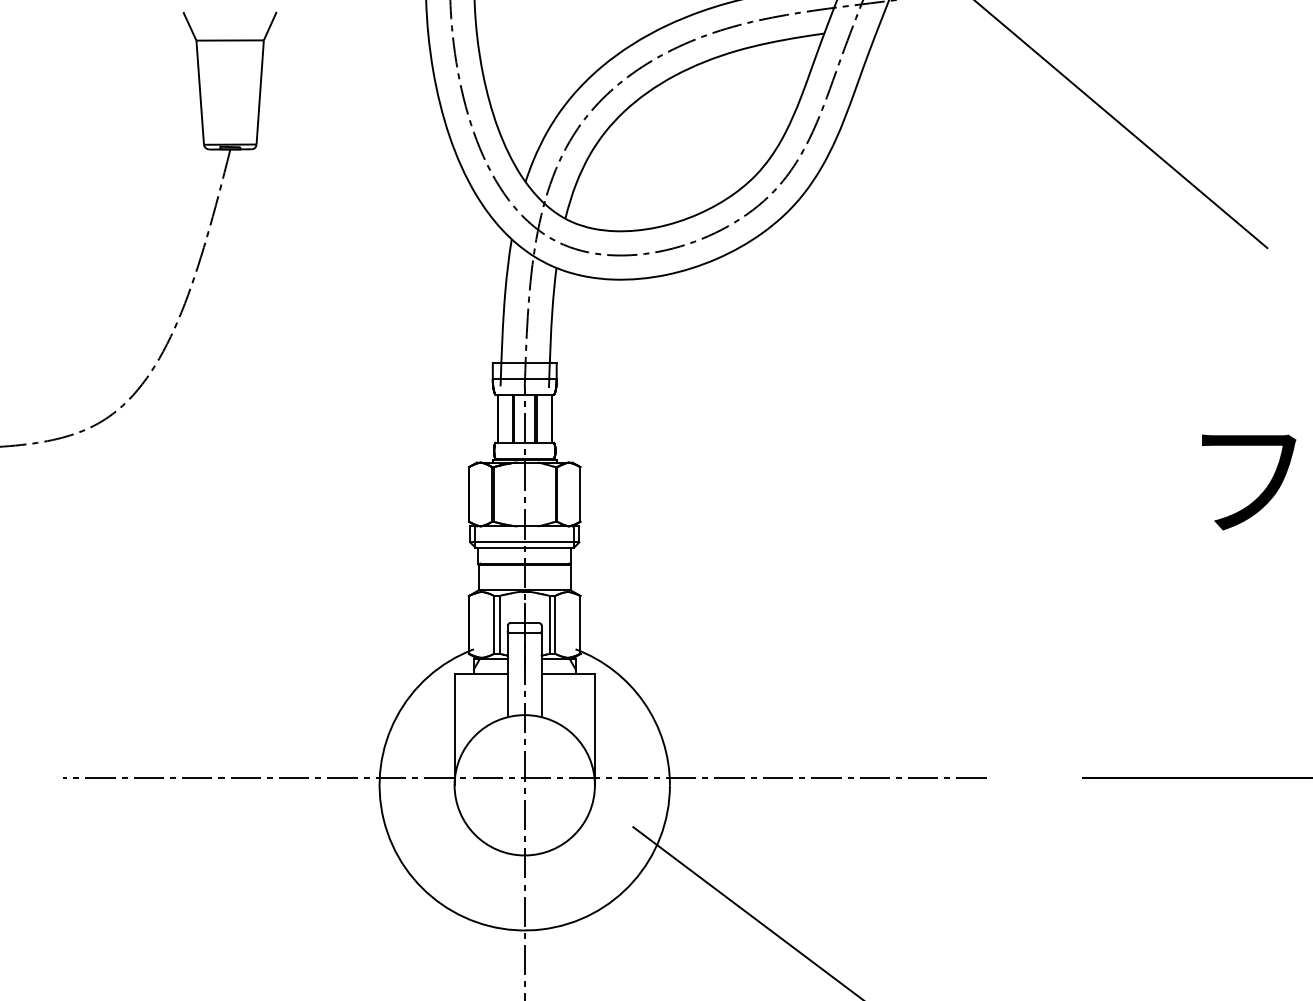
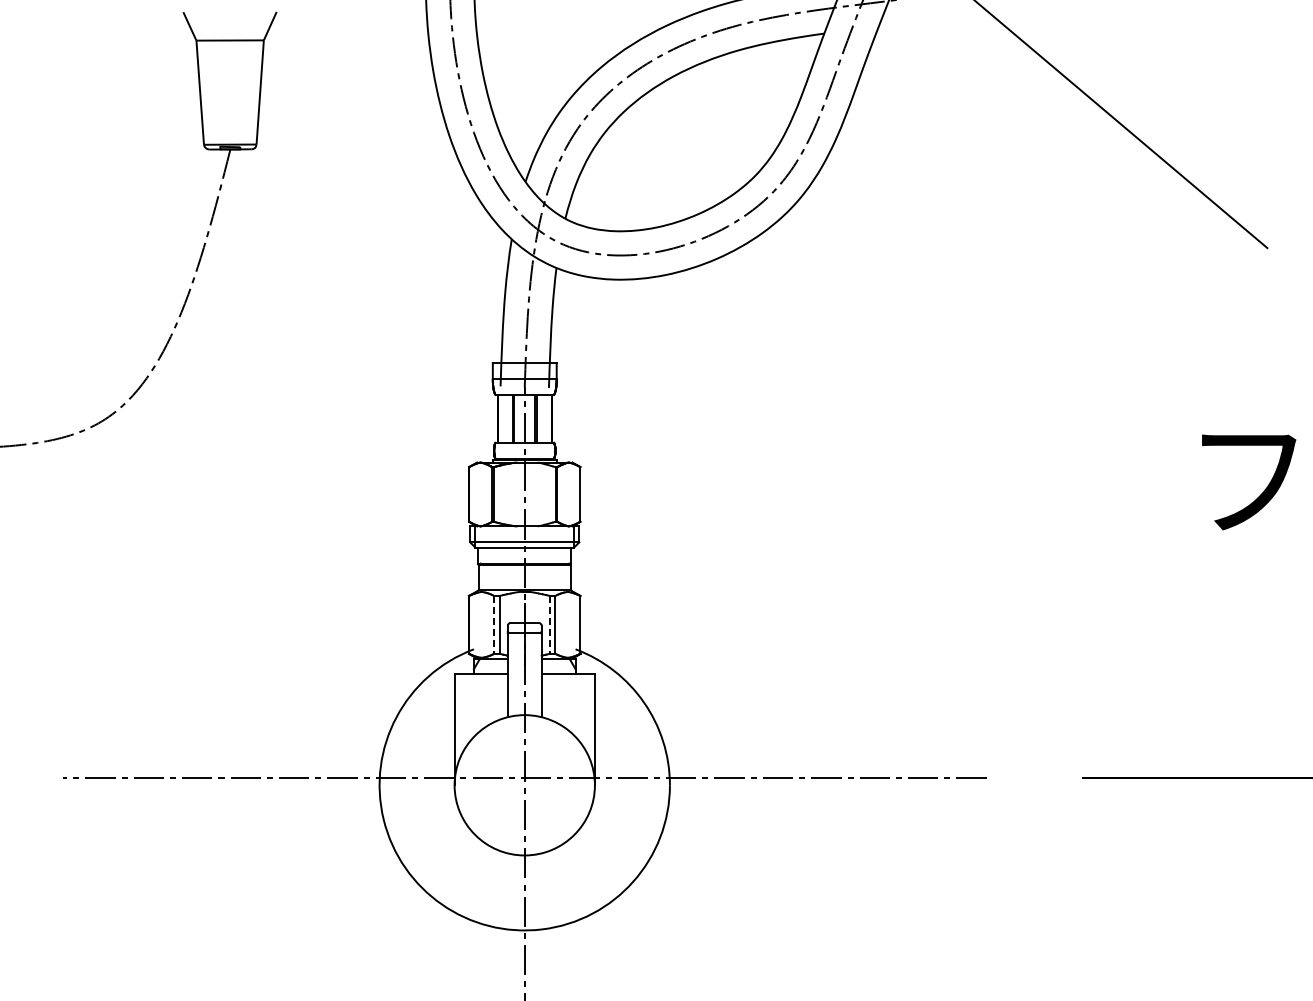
line: solid -> dashed (494, 624)
line: solid -> dashed (549, 624)
line: present -> none (746, 912)
